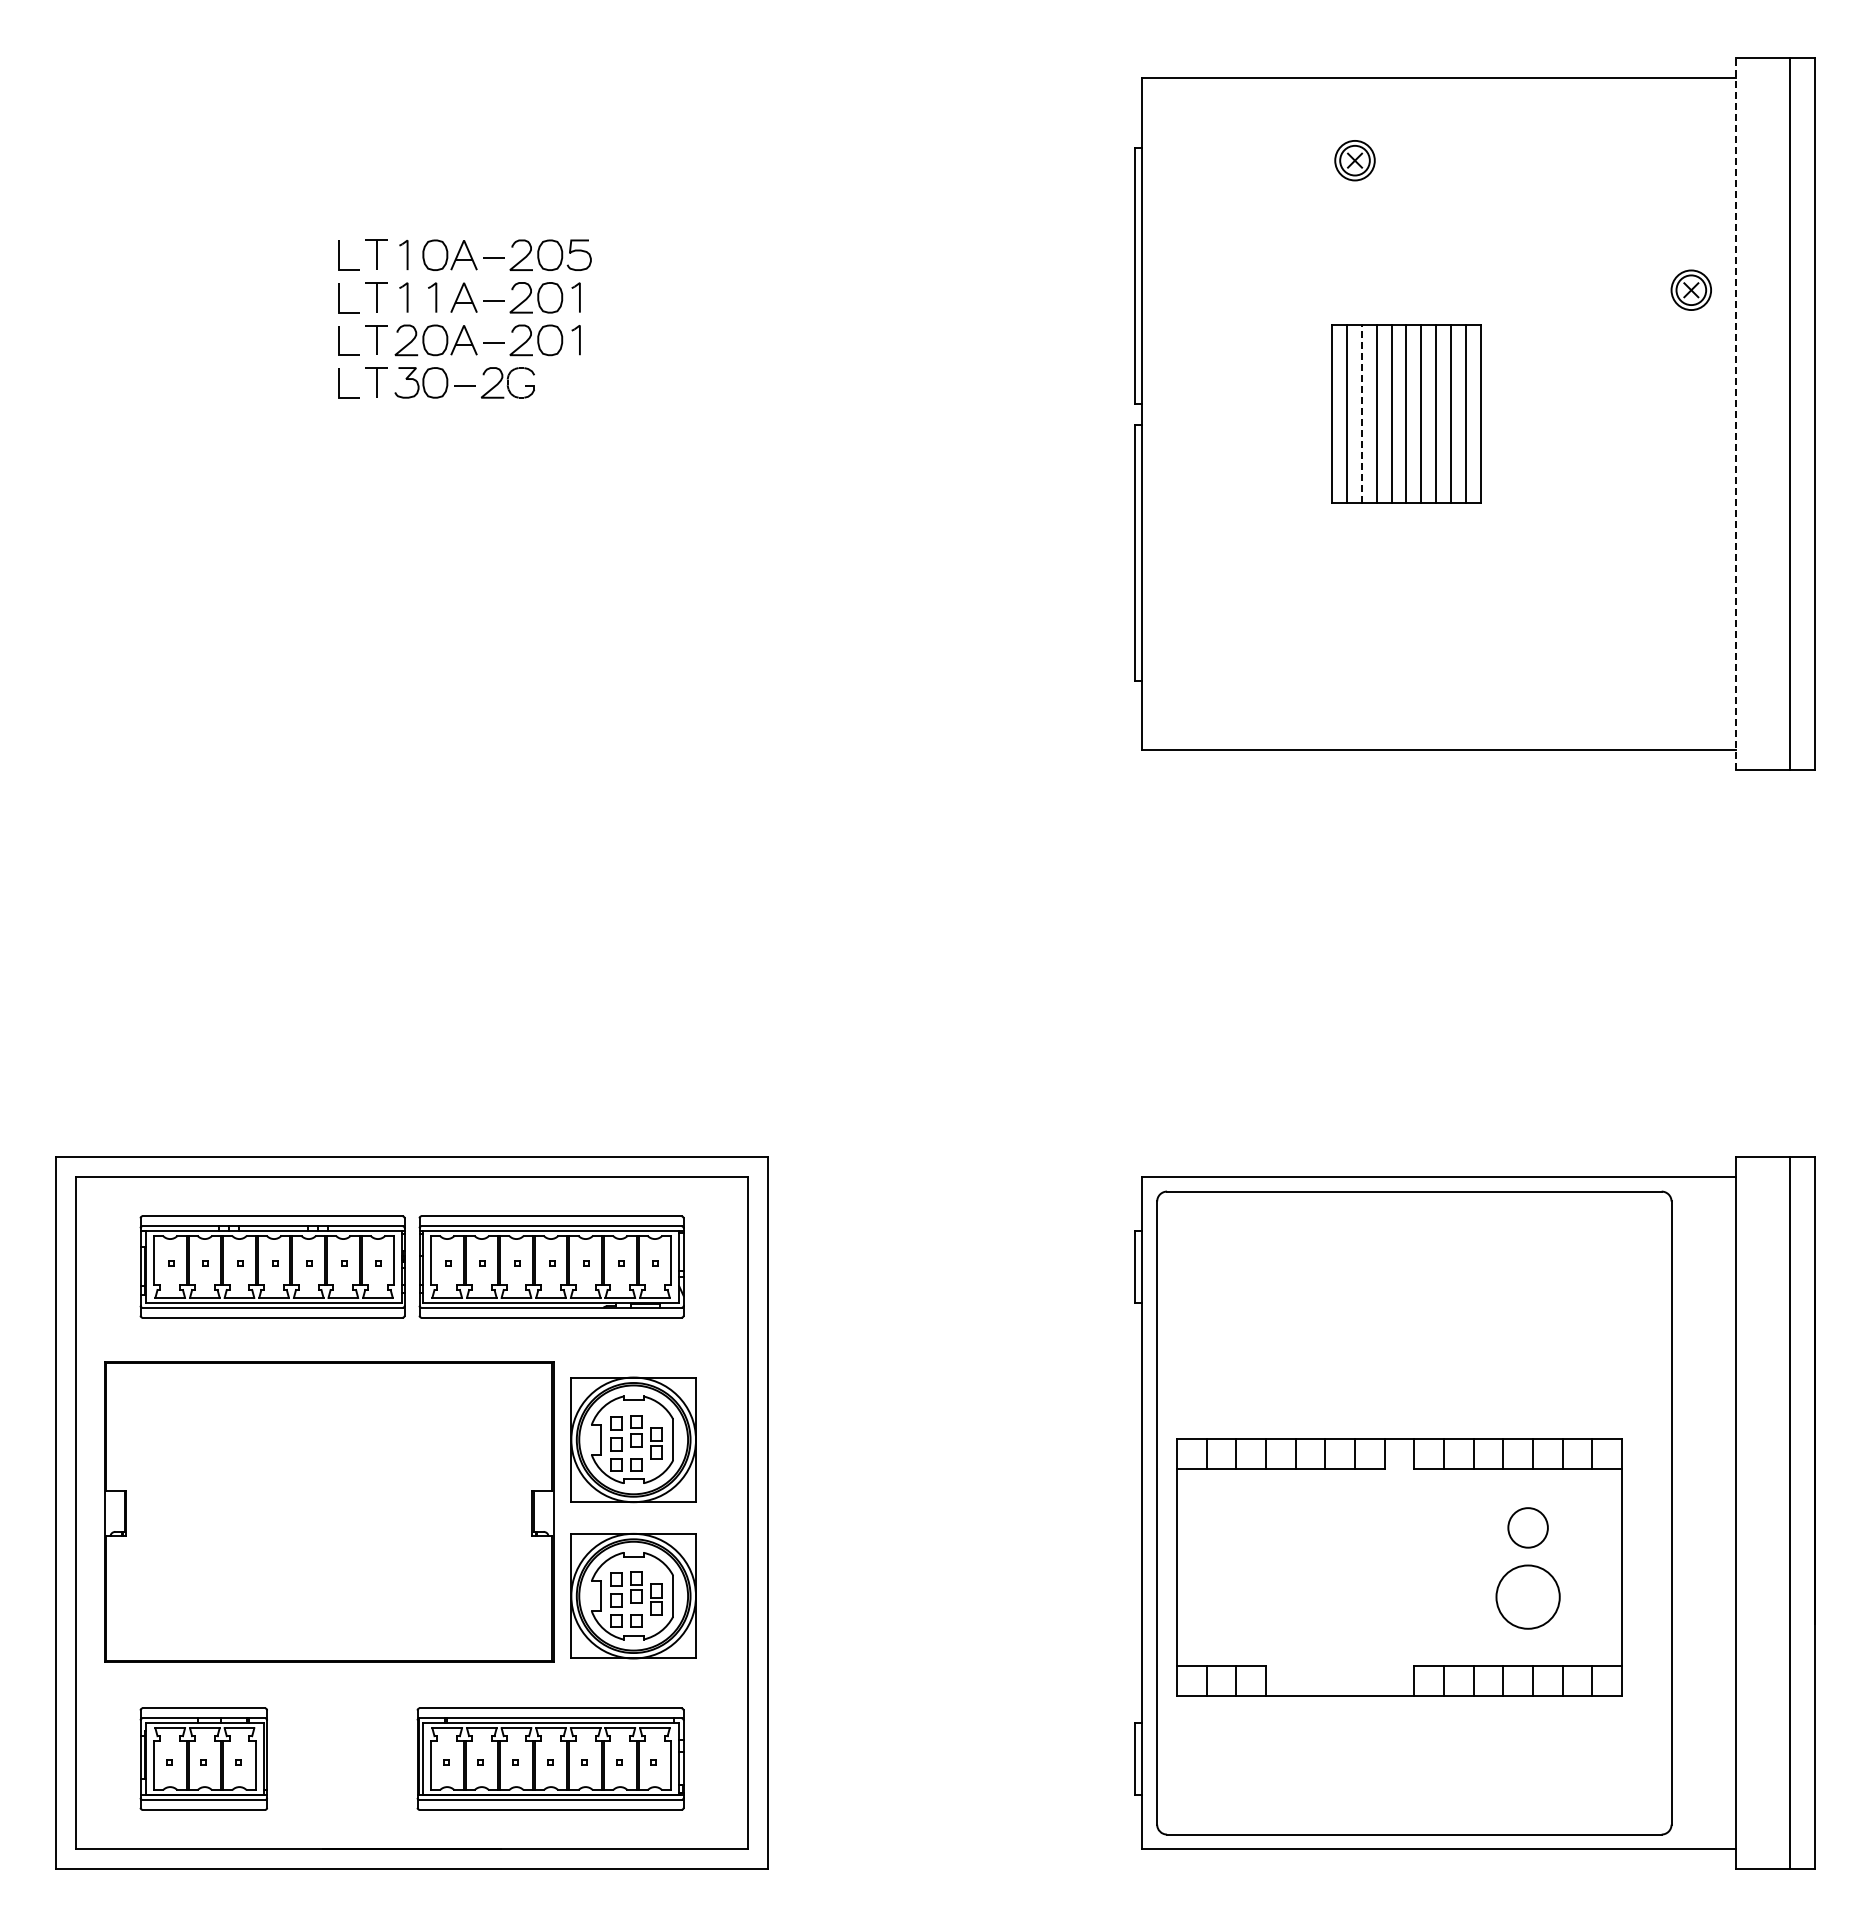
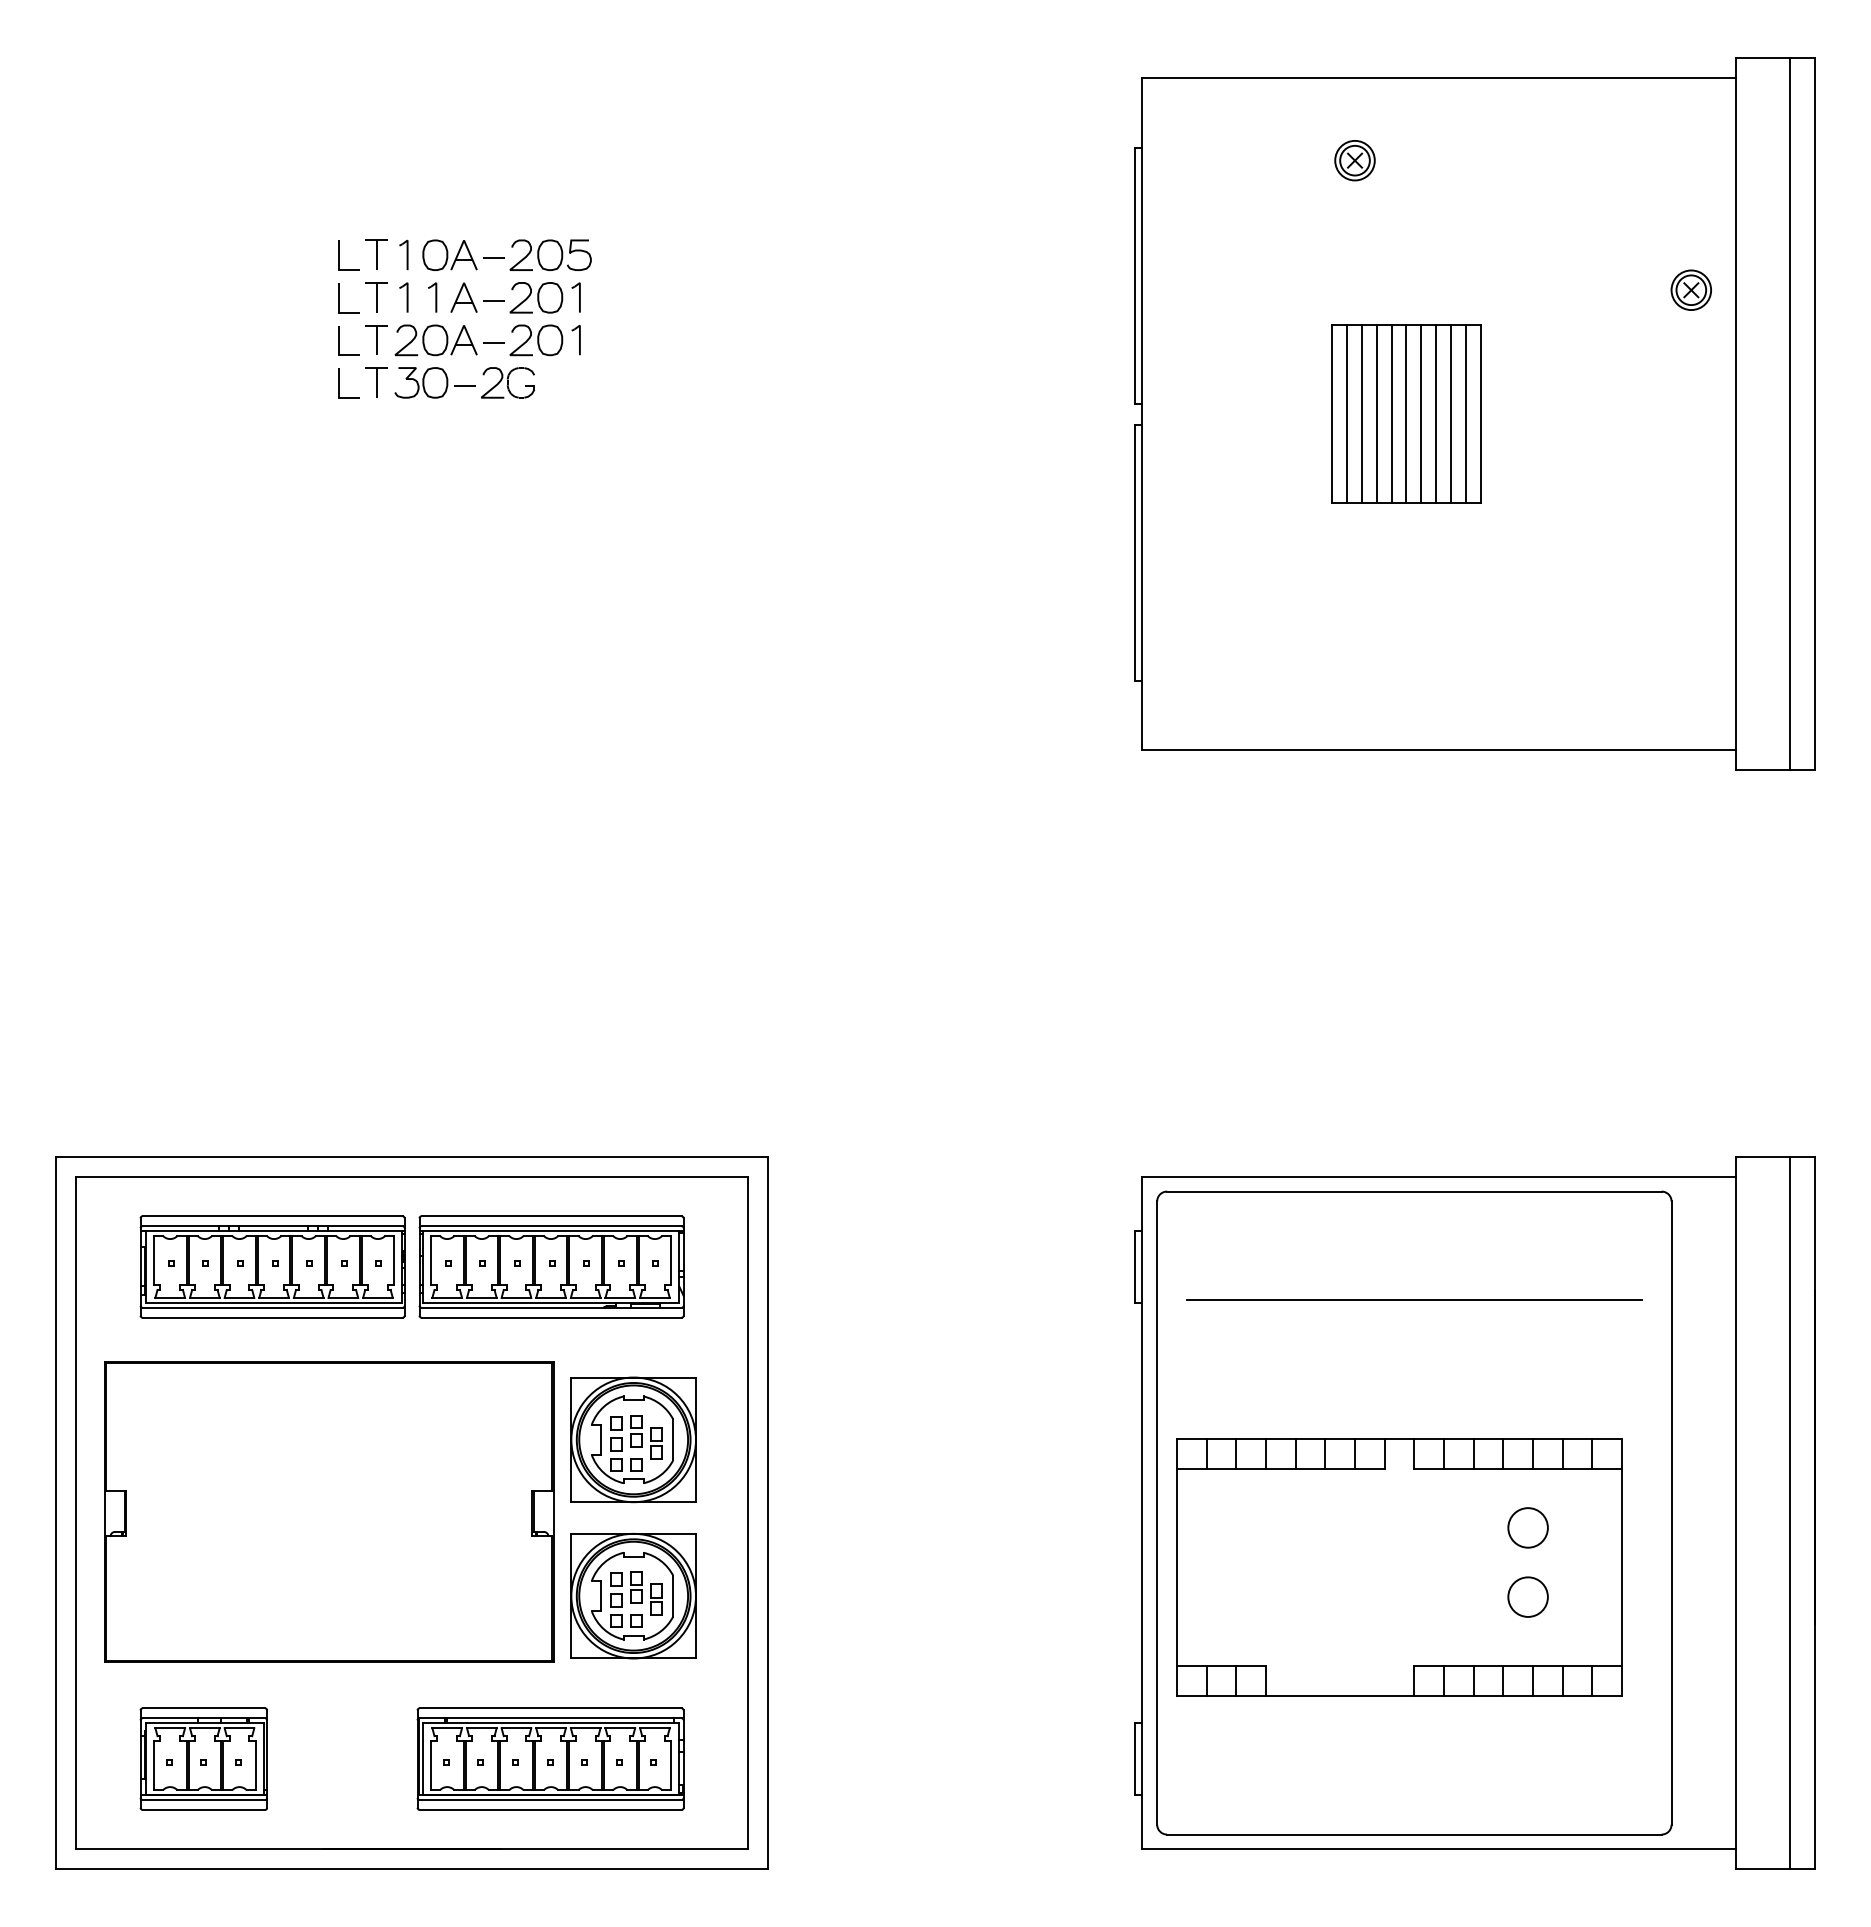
line: dashed -> solid (1361, 413)
line: dashed -> solid (1735, 413)
line: none -> present (1413, 1300)
circle diameter: 63 px -> 40 px (1527, 1596)
